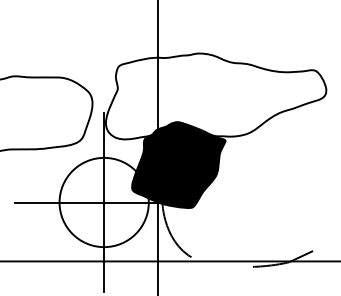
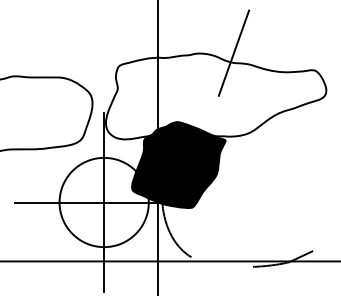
line: none -> present (233, 52)
